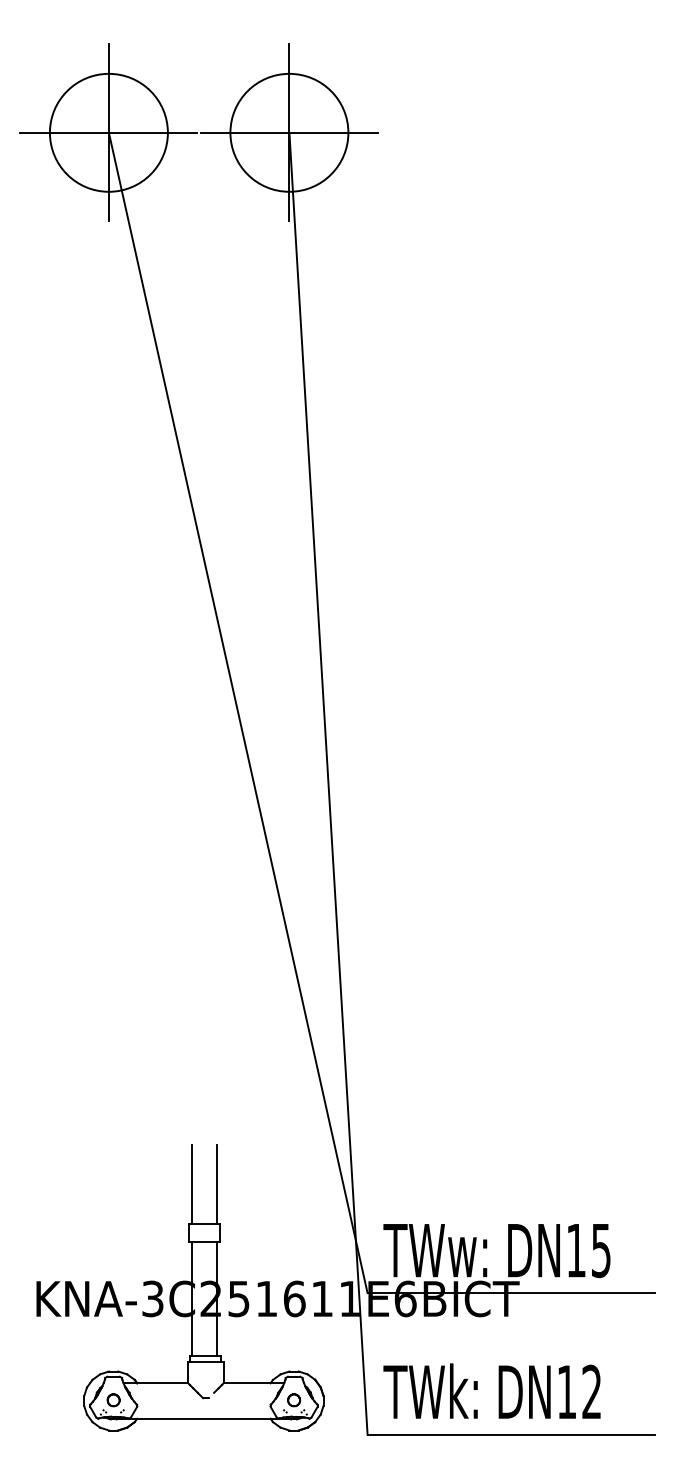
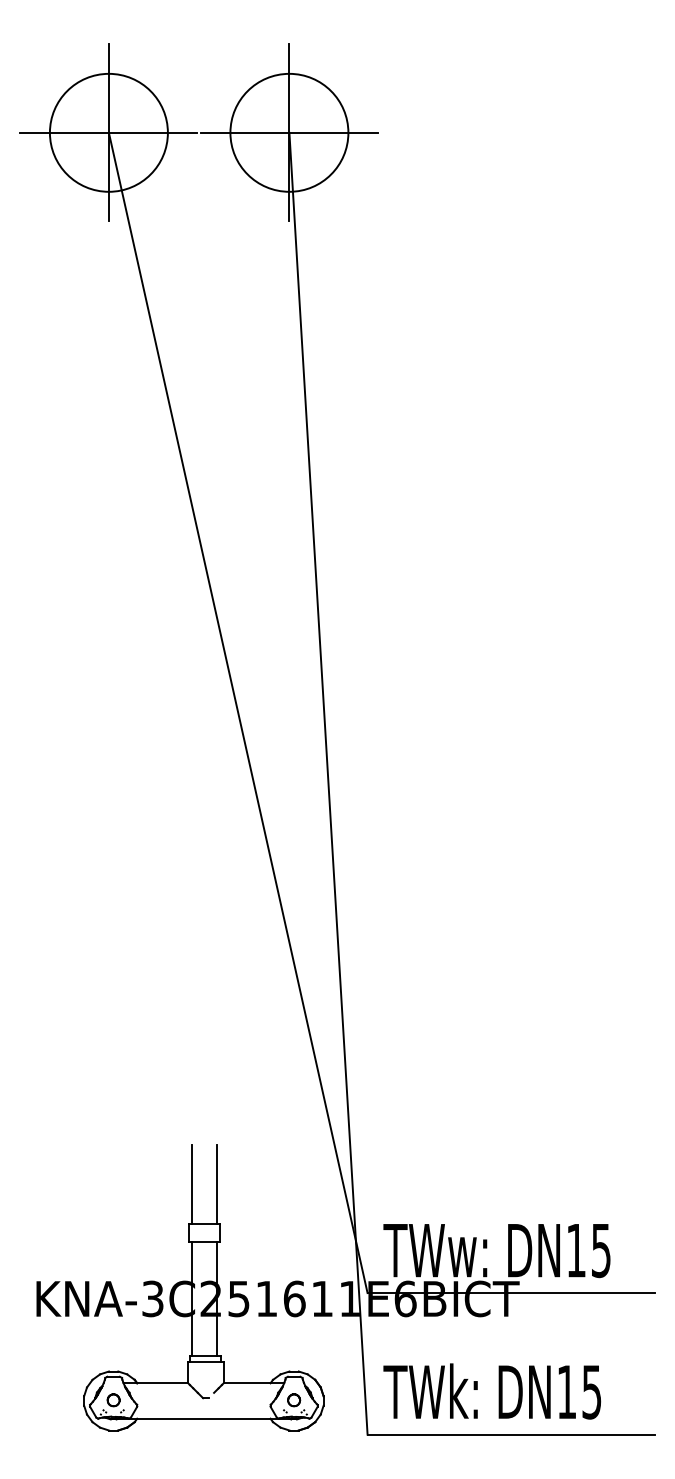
text: DN12 -> DN15 (591, 1391)
